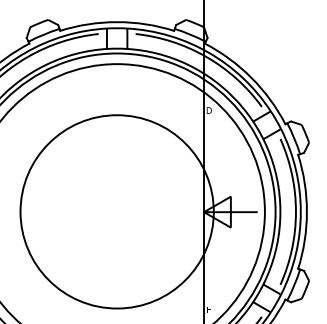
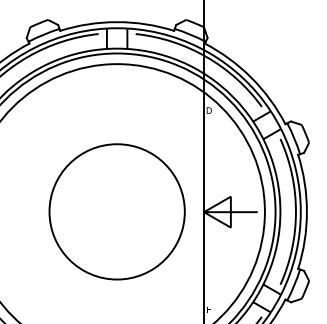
circle diameter: 193 px -> 135 px (116, 211)
